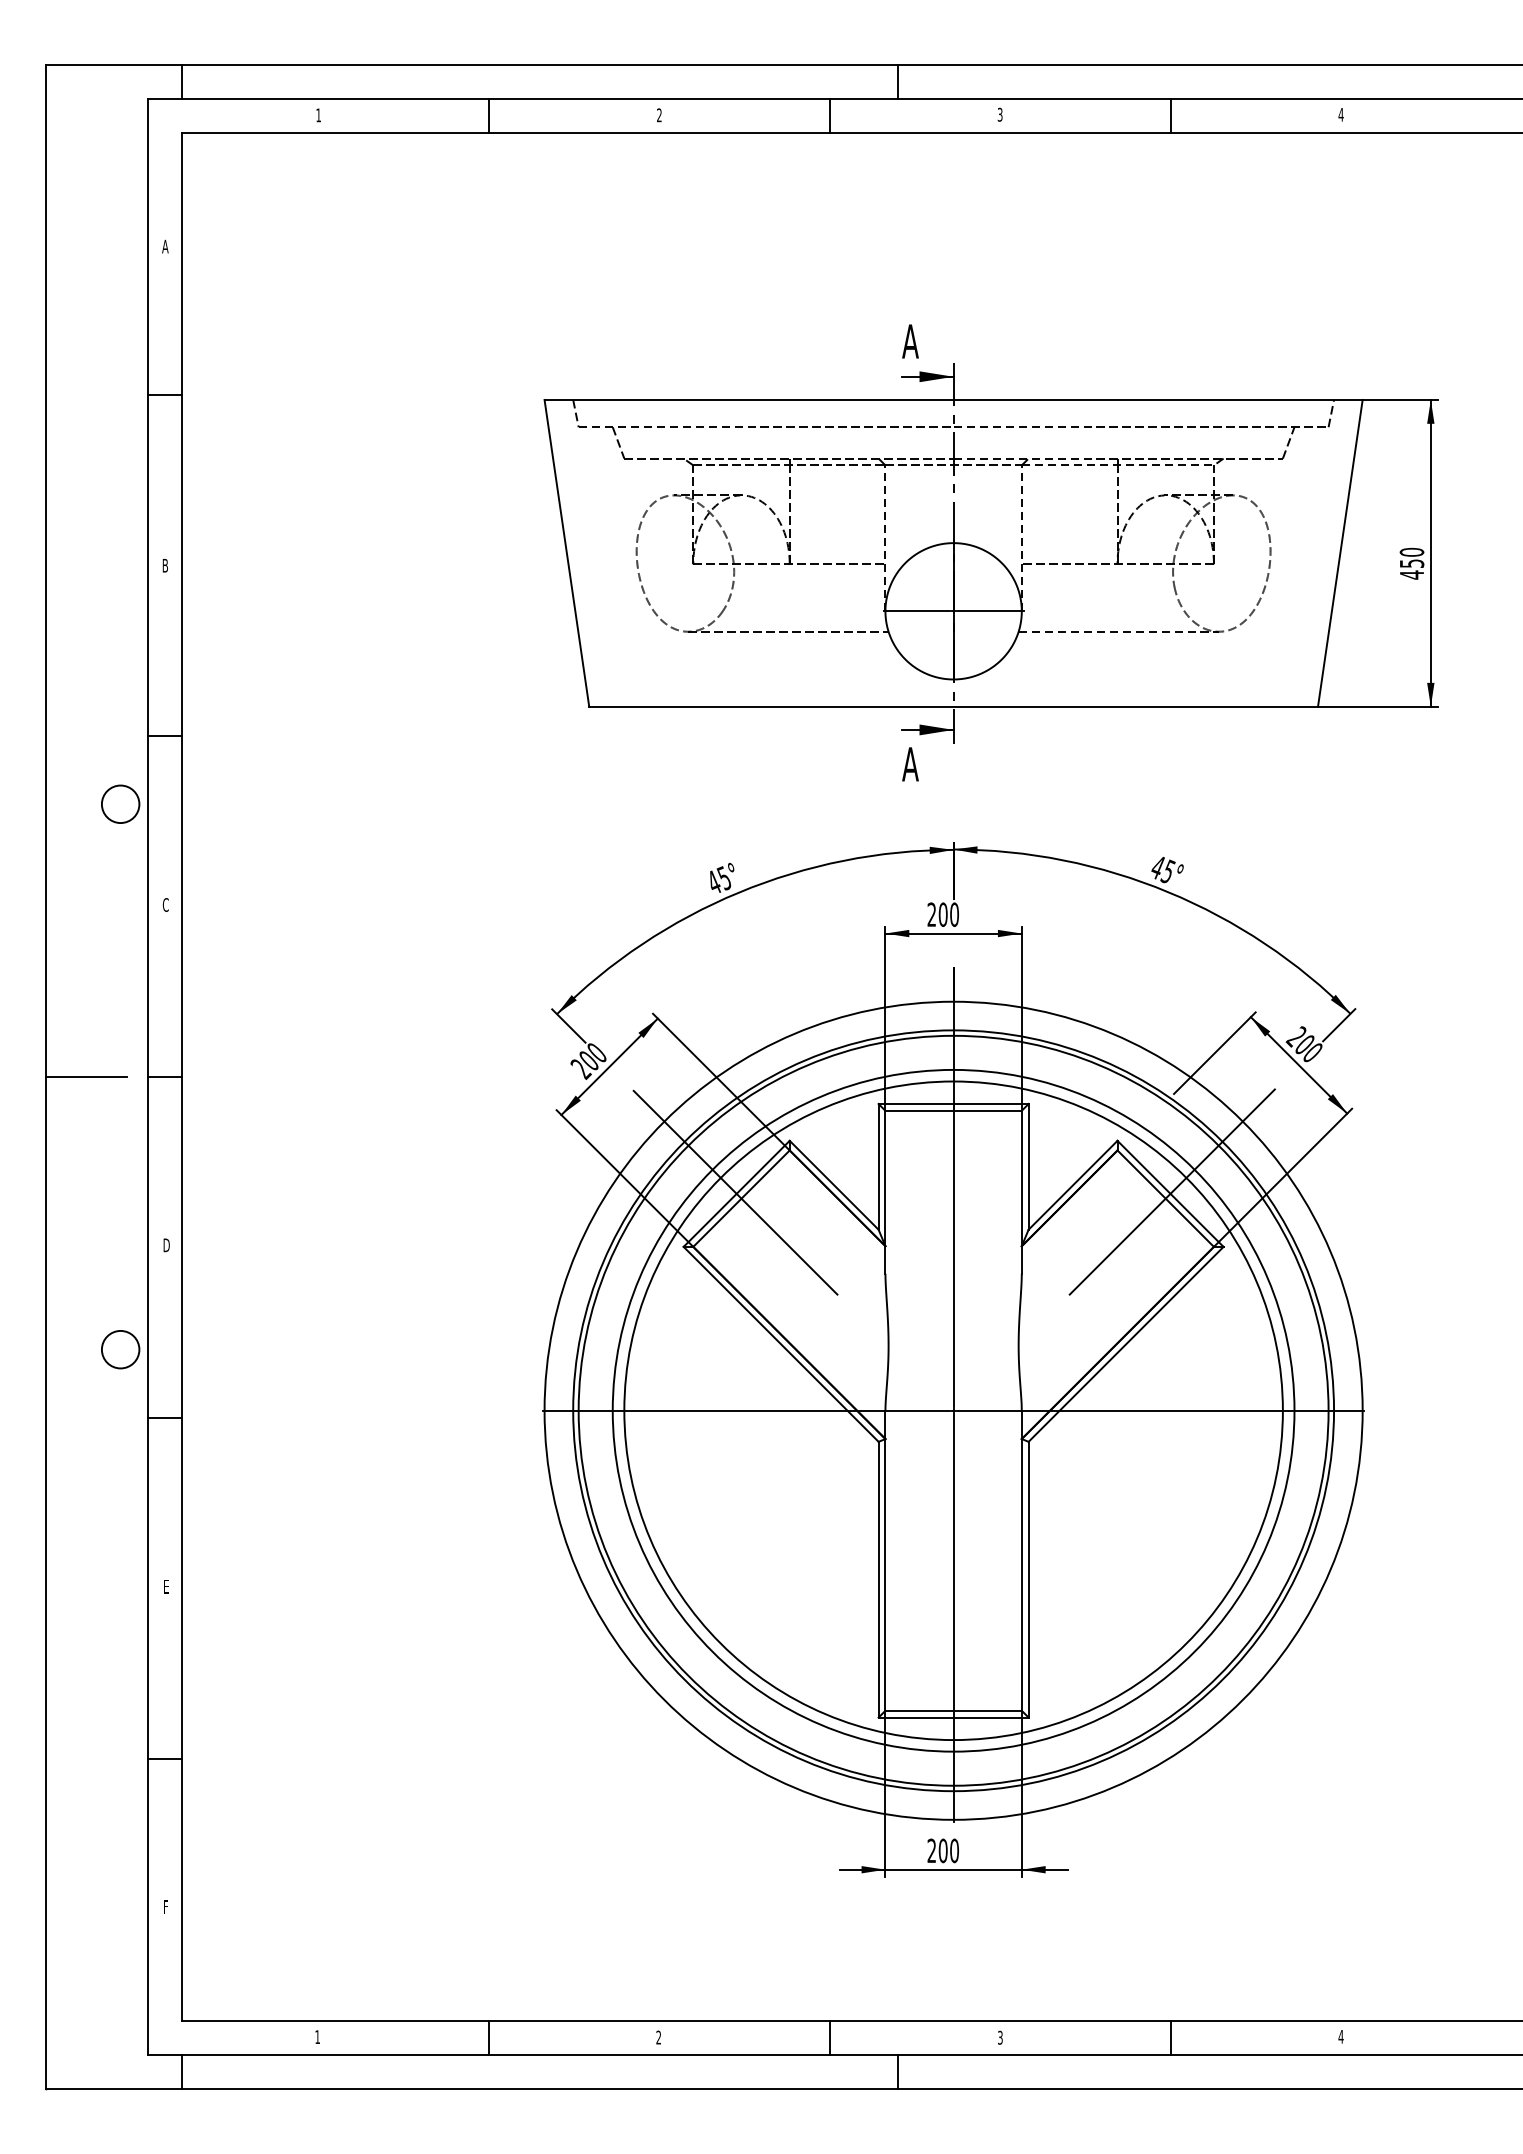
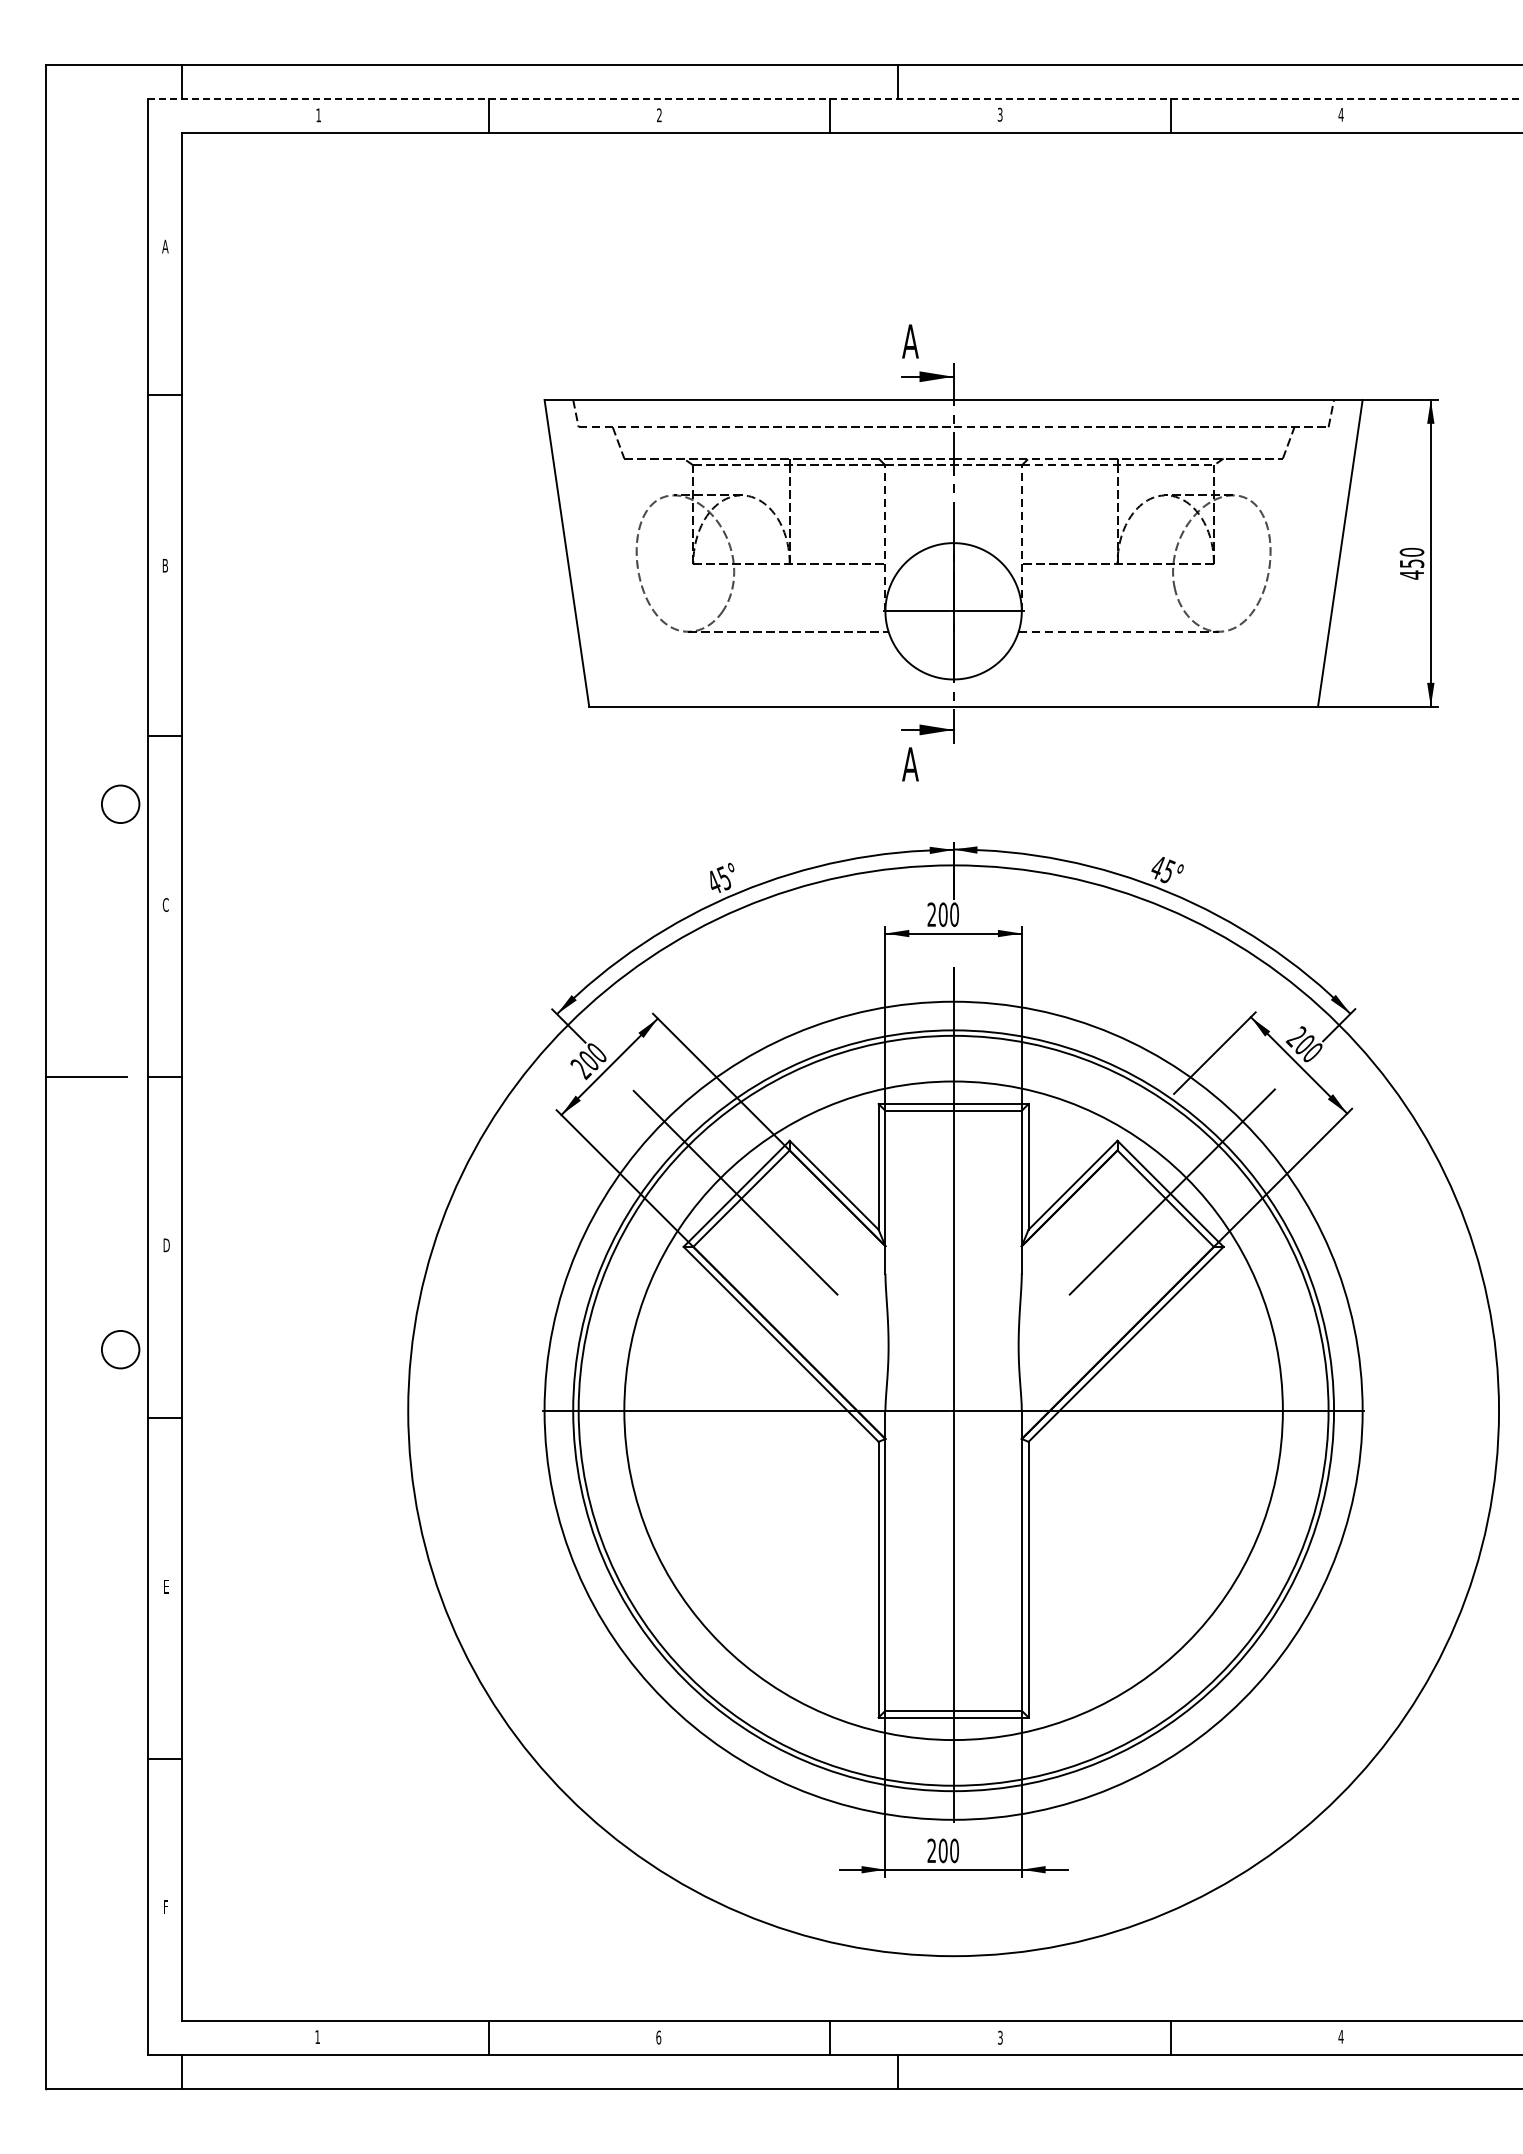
line: solid -> dashed (835, 98)
circle diameter: 682 px -> 1091 px (953, 1410)
text: 2 -> 6 (658, 2037)
